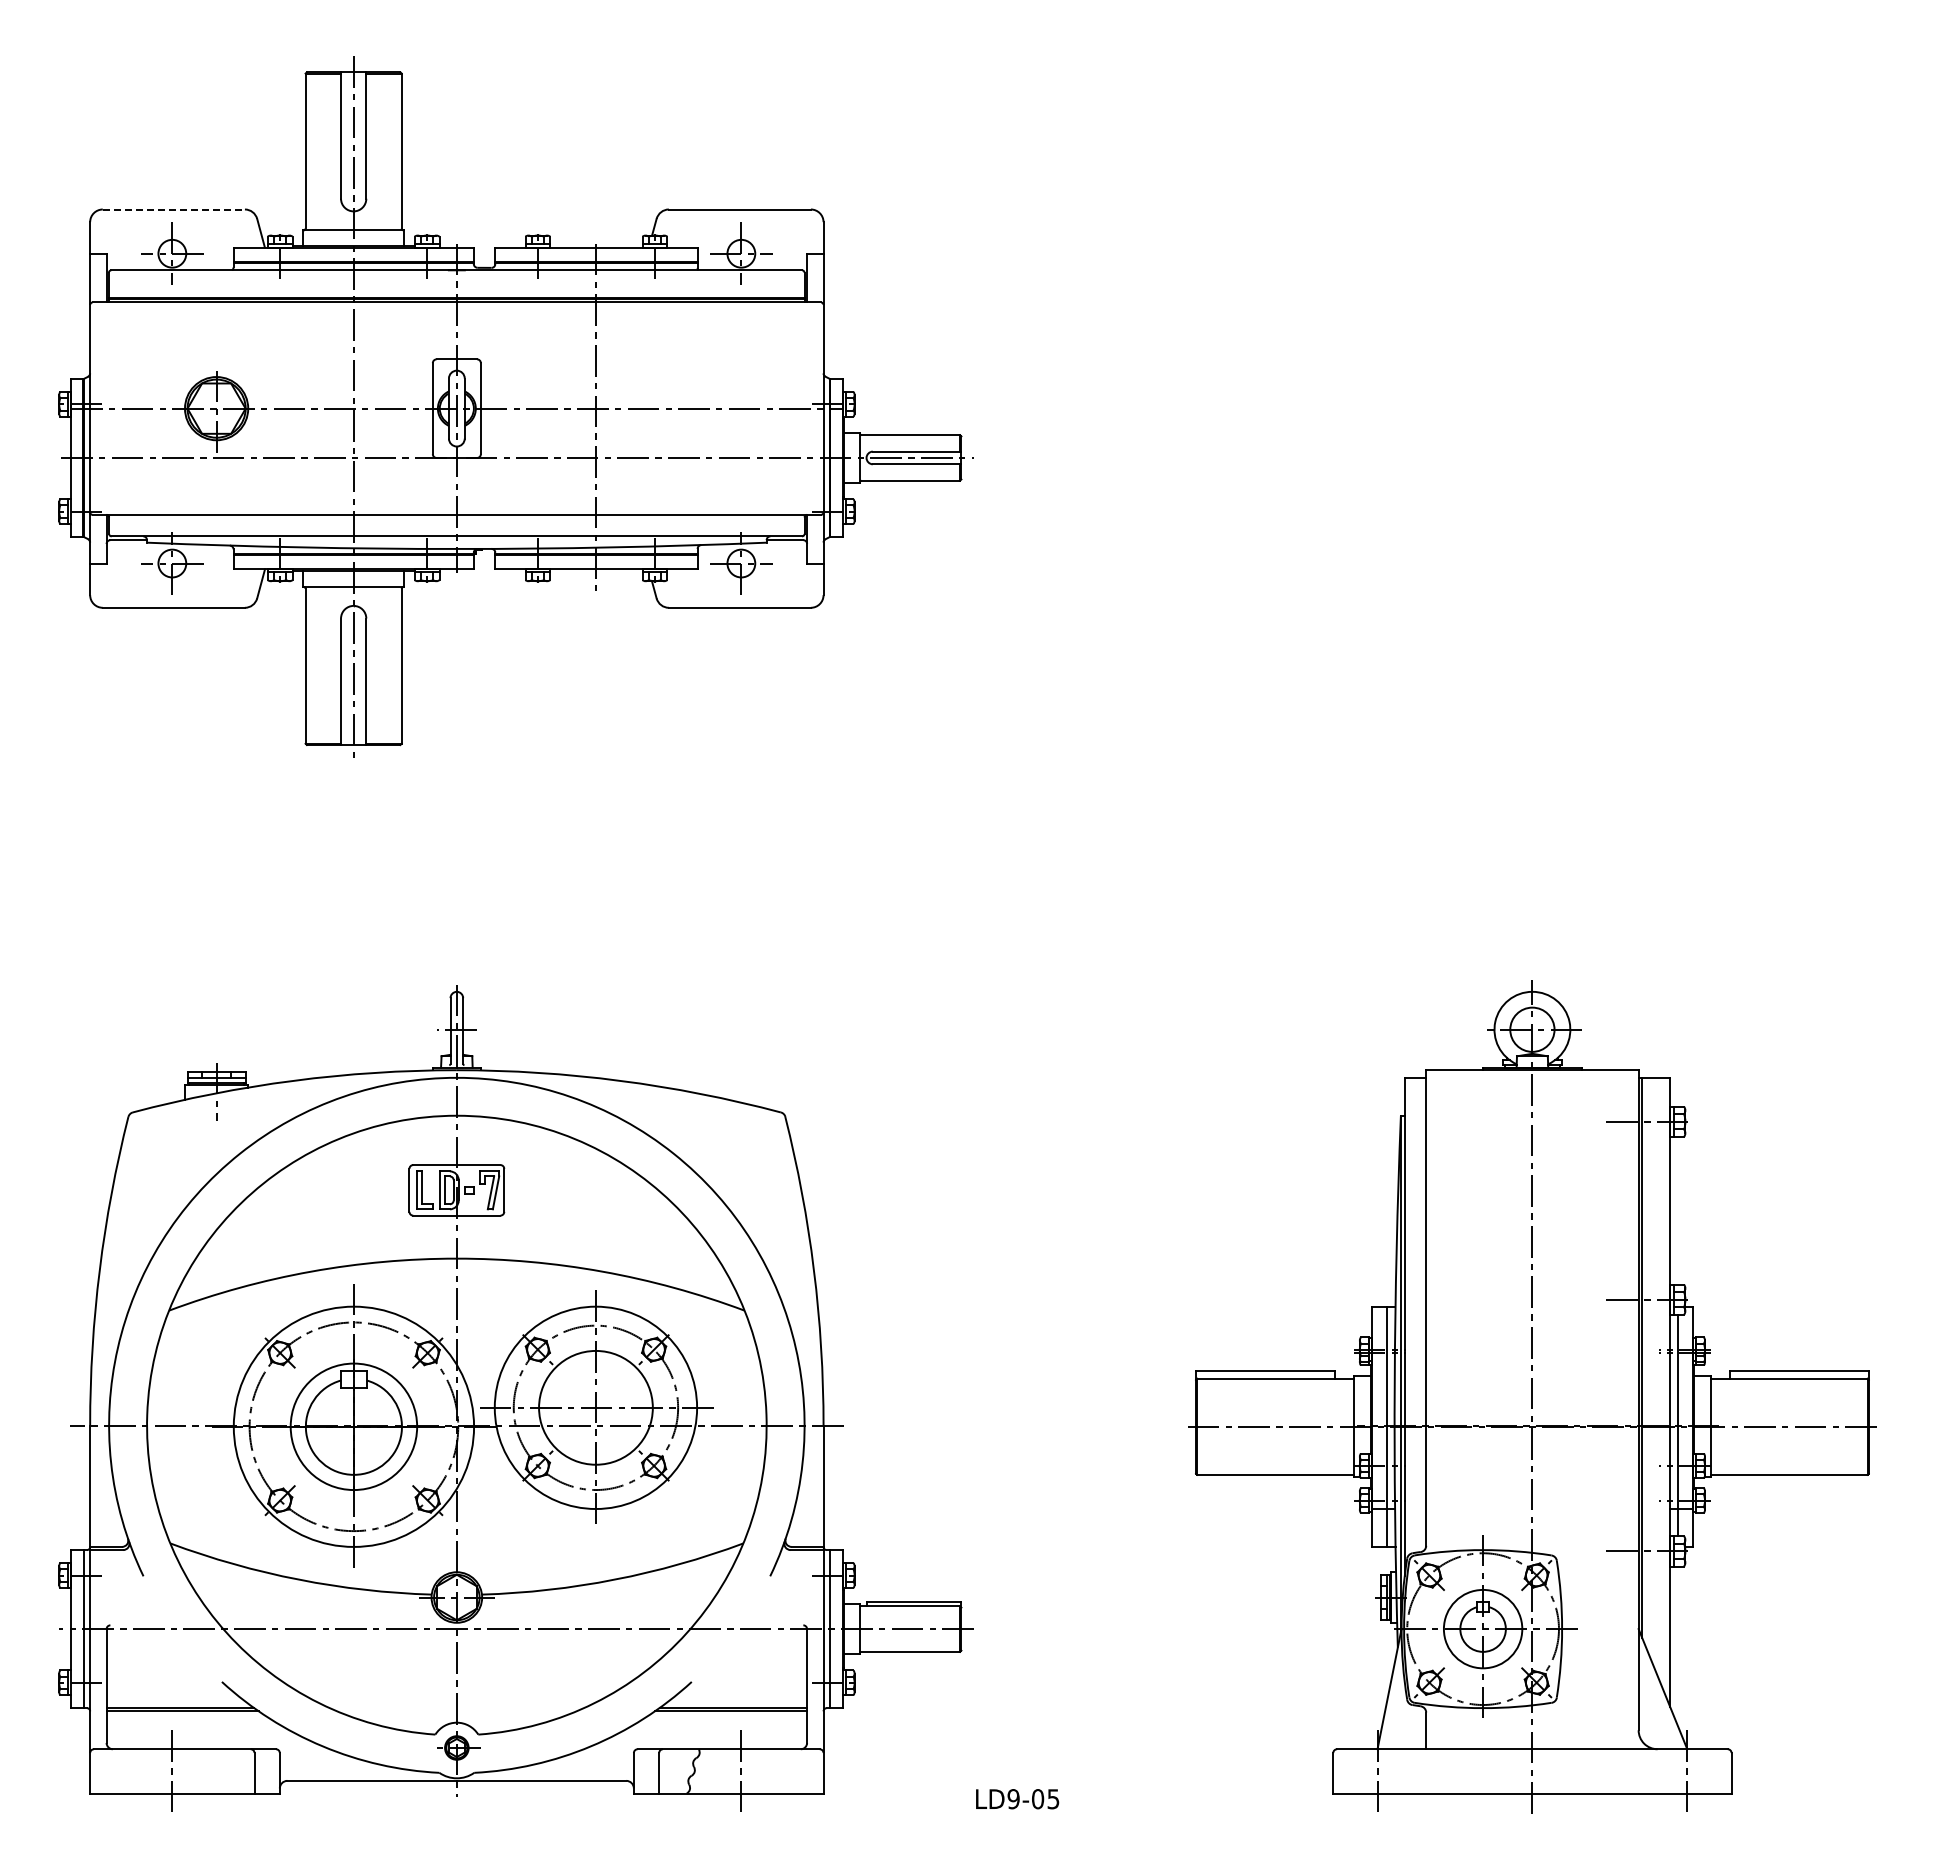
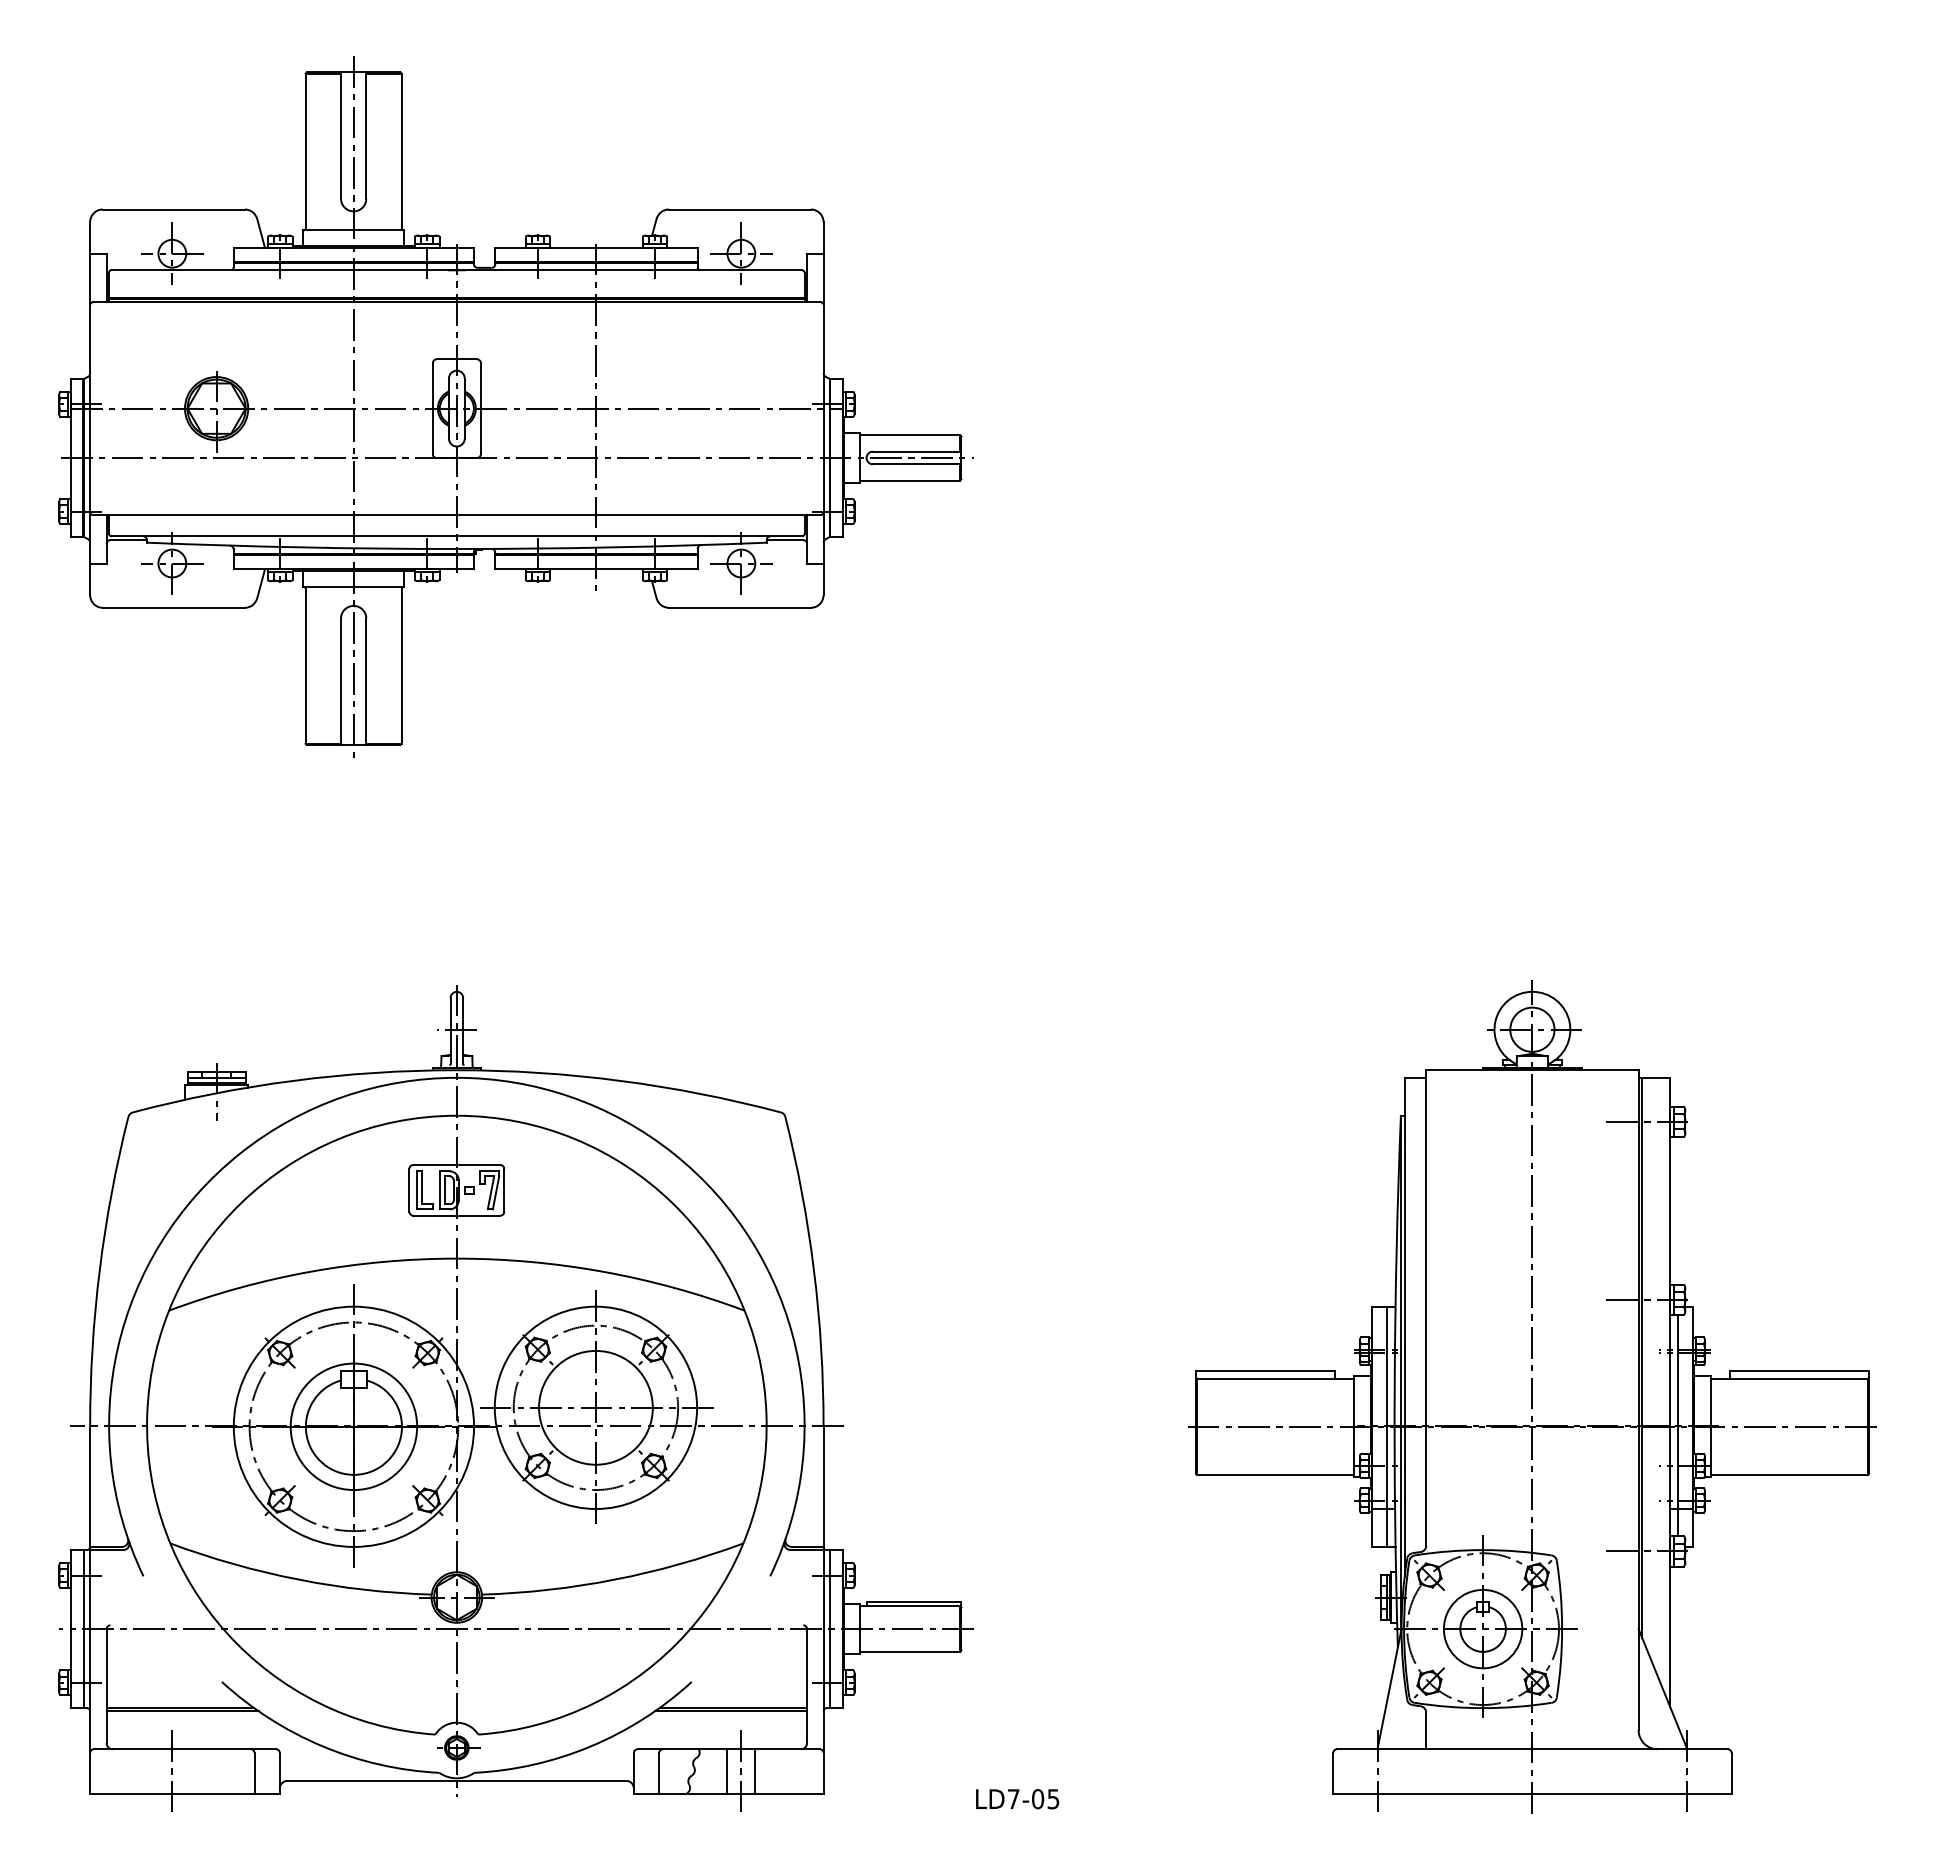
line: dashed -> solid (174, 209)
line: none -> present (727, 1771)
line: none -> present (755, 1771)
text: LD9-05 -> LD7-05 (1013, 1799)
